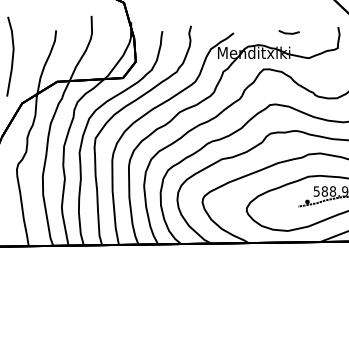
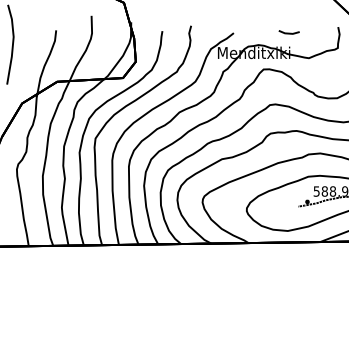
line position: (12, 56) -> (12, 44) (12, 44)
